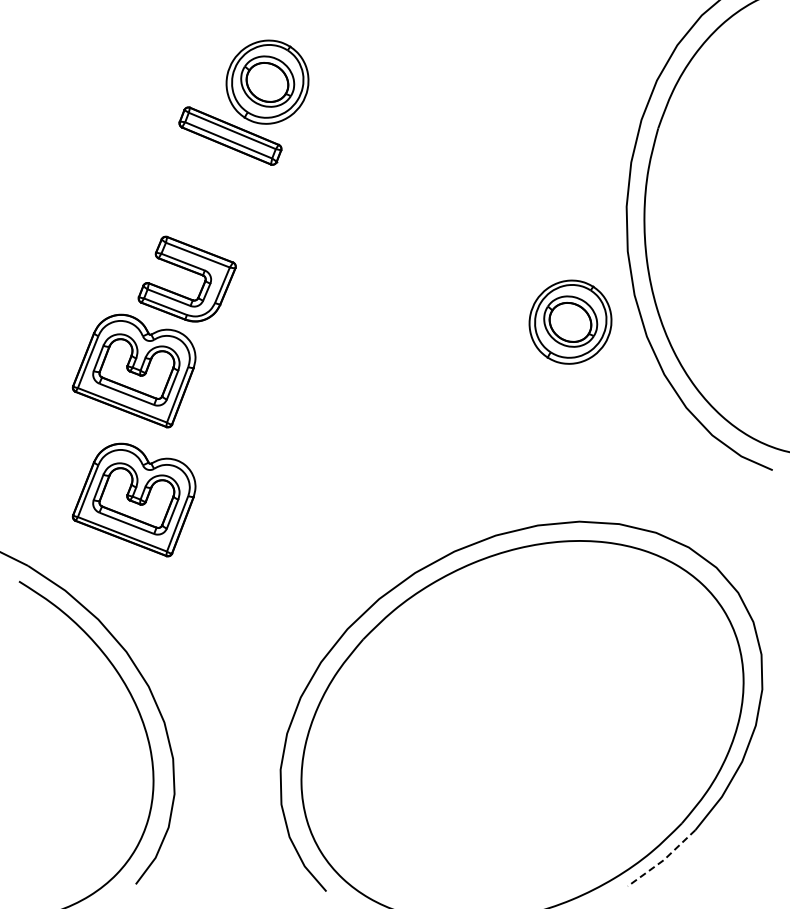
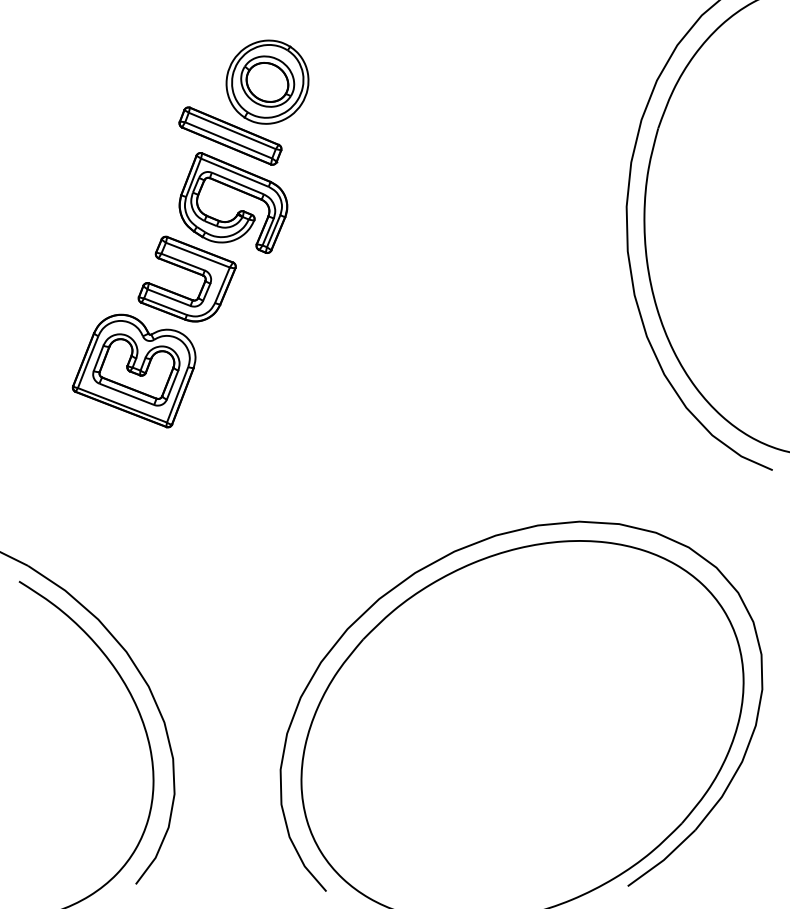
part: none -> present (239, 210)
part: present -> none (570, 321)
part: present -> none (133, 499)
line: dashed -> solid (663, 860)
